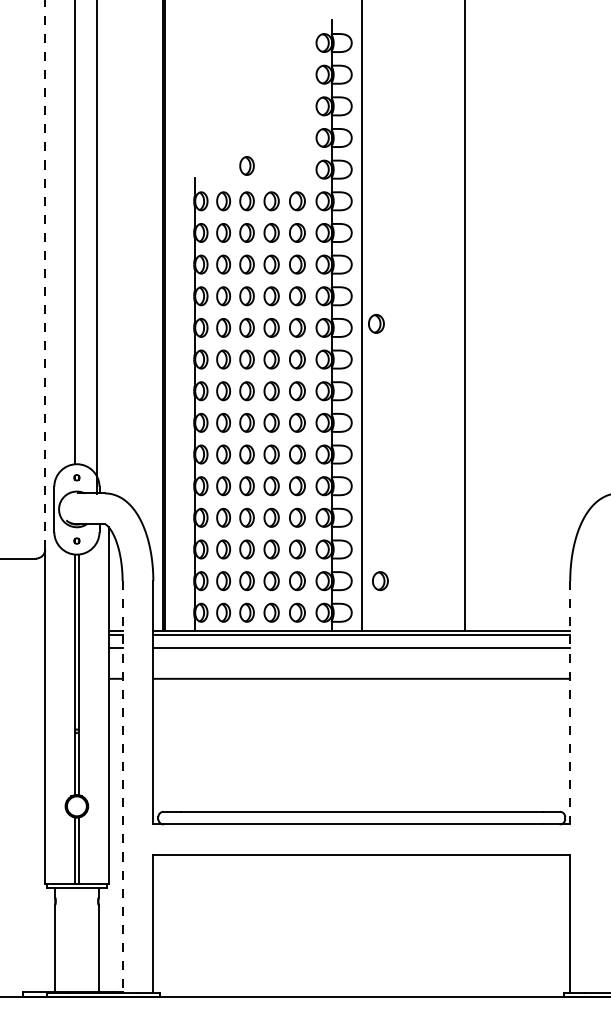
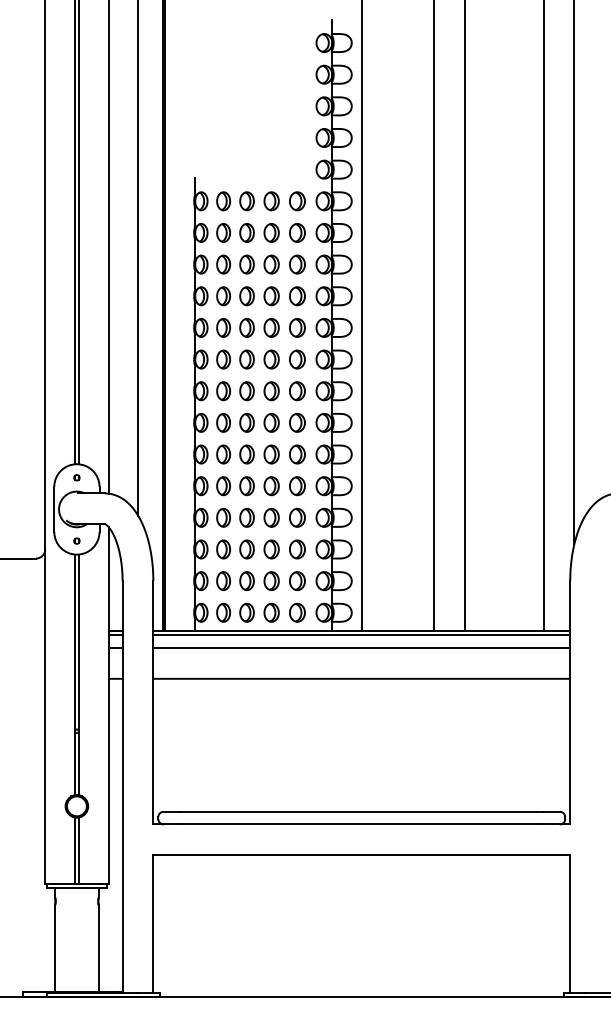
part: present -> none (246, 165)
line: none -> present (78, 233)
line position: (96, 247) -> (108, 247) (108, 247)
line: none -> present (138, 258)
line: none -> present (574, 273)
line: dashed -> solid (45, 275)
line: none -> present (434, 316)
line: none -> present (543, 316)
part: present -> none (376, 323)
part: present -> none (380, 581)
line: dashed -> solid (570, 702)
line: dashed -> solid (122, 786)
